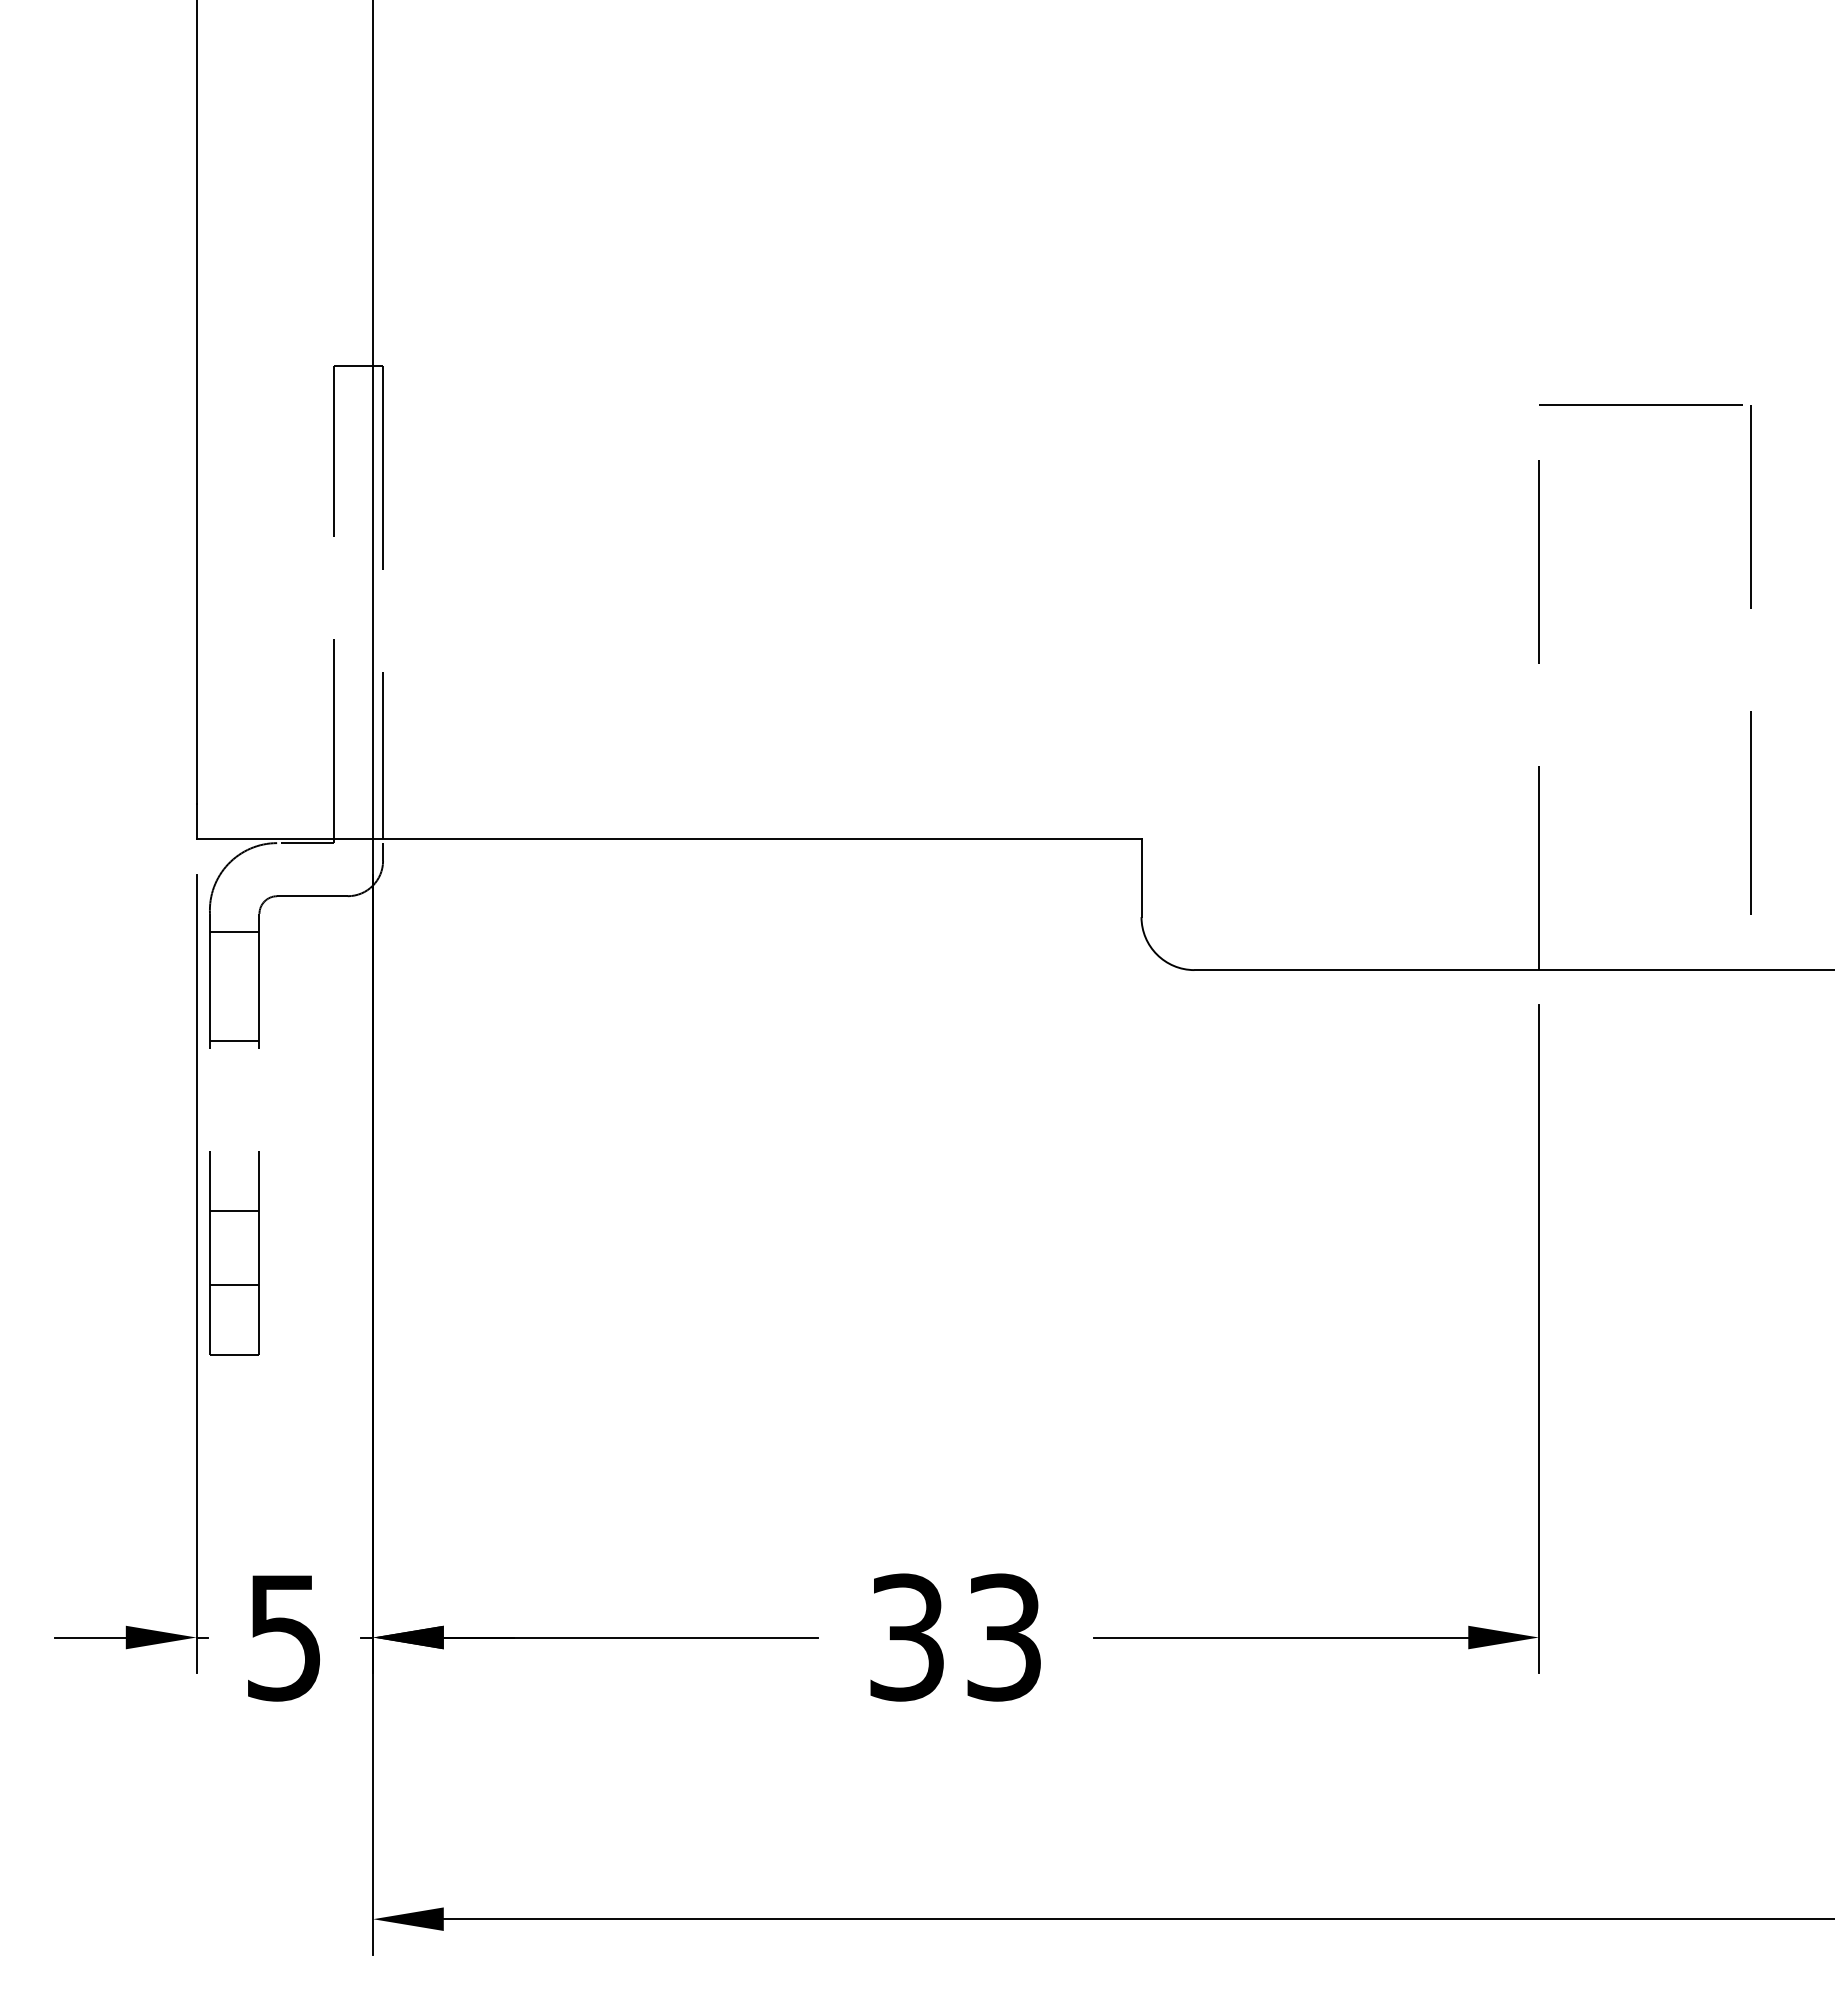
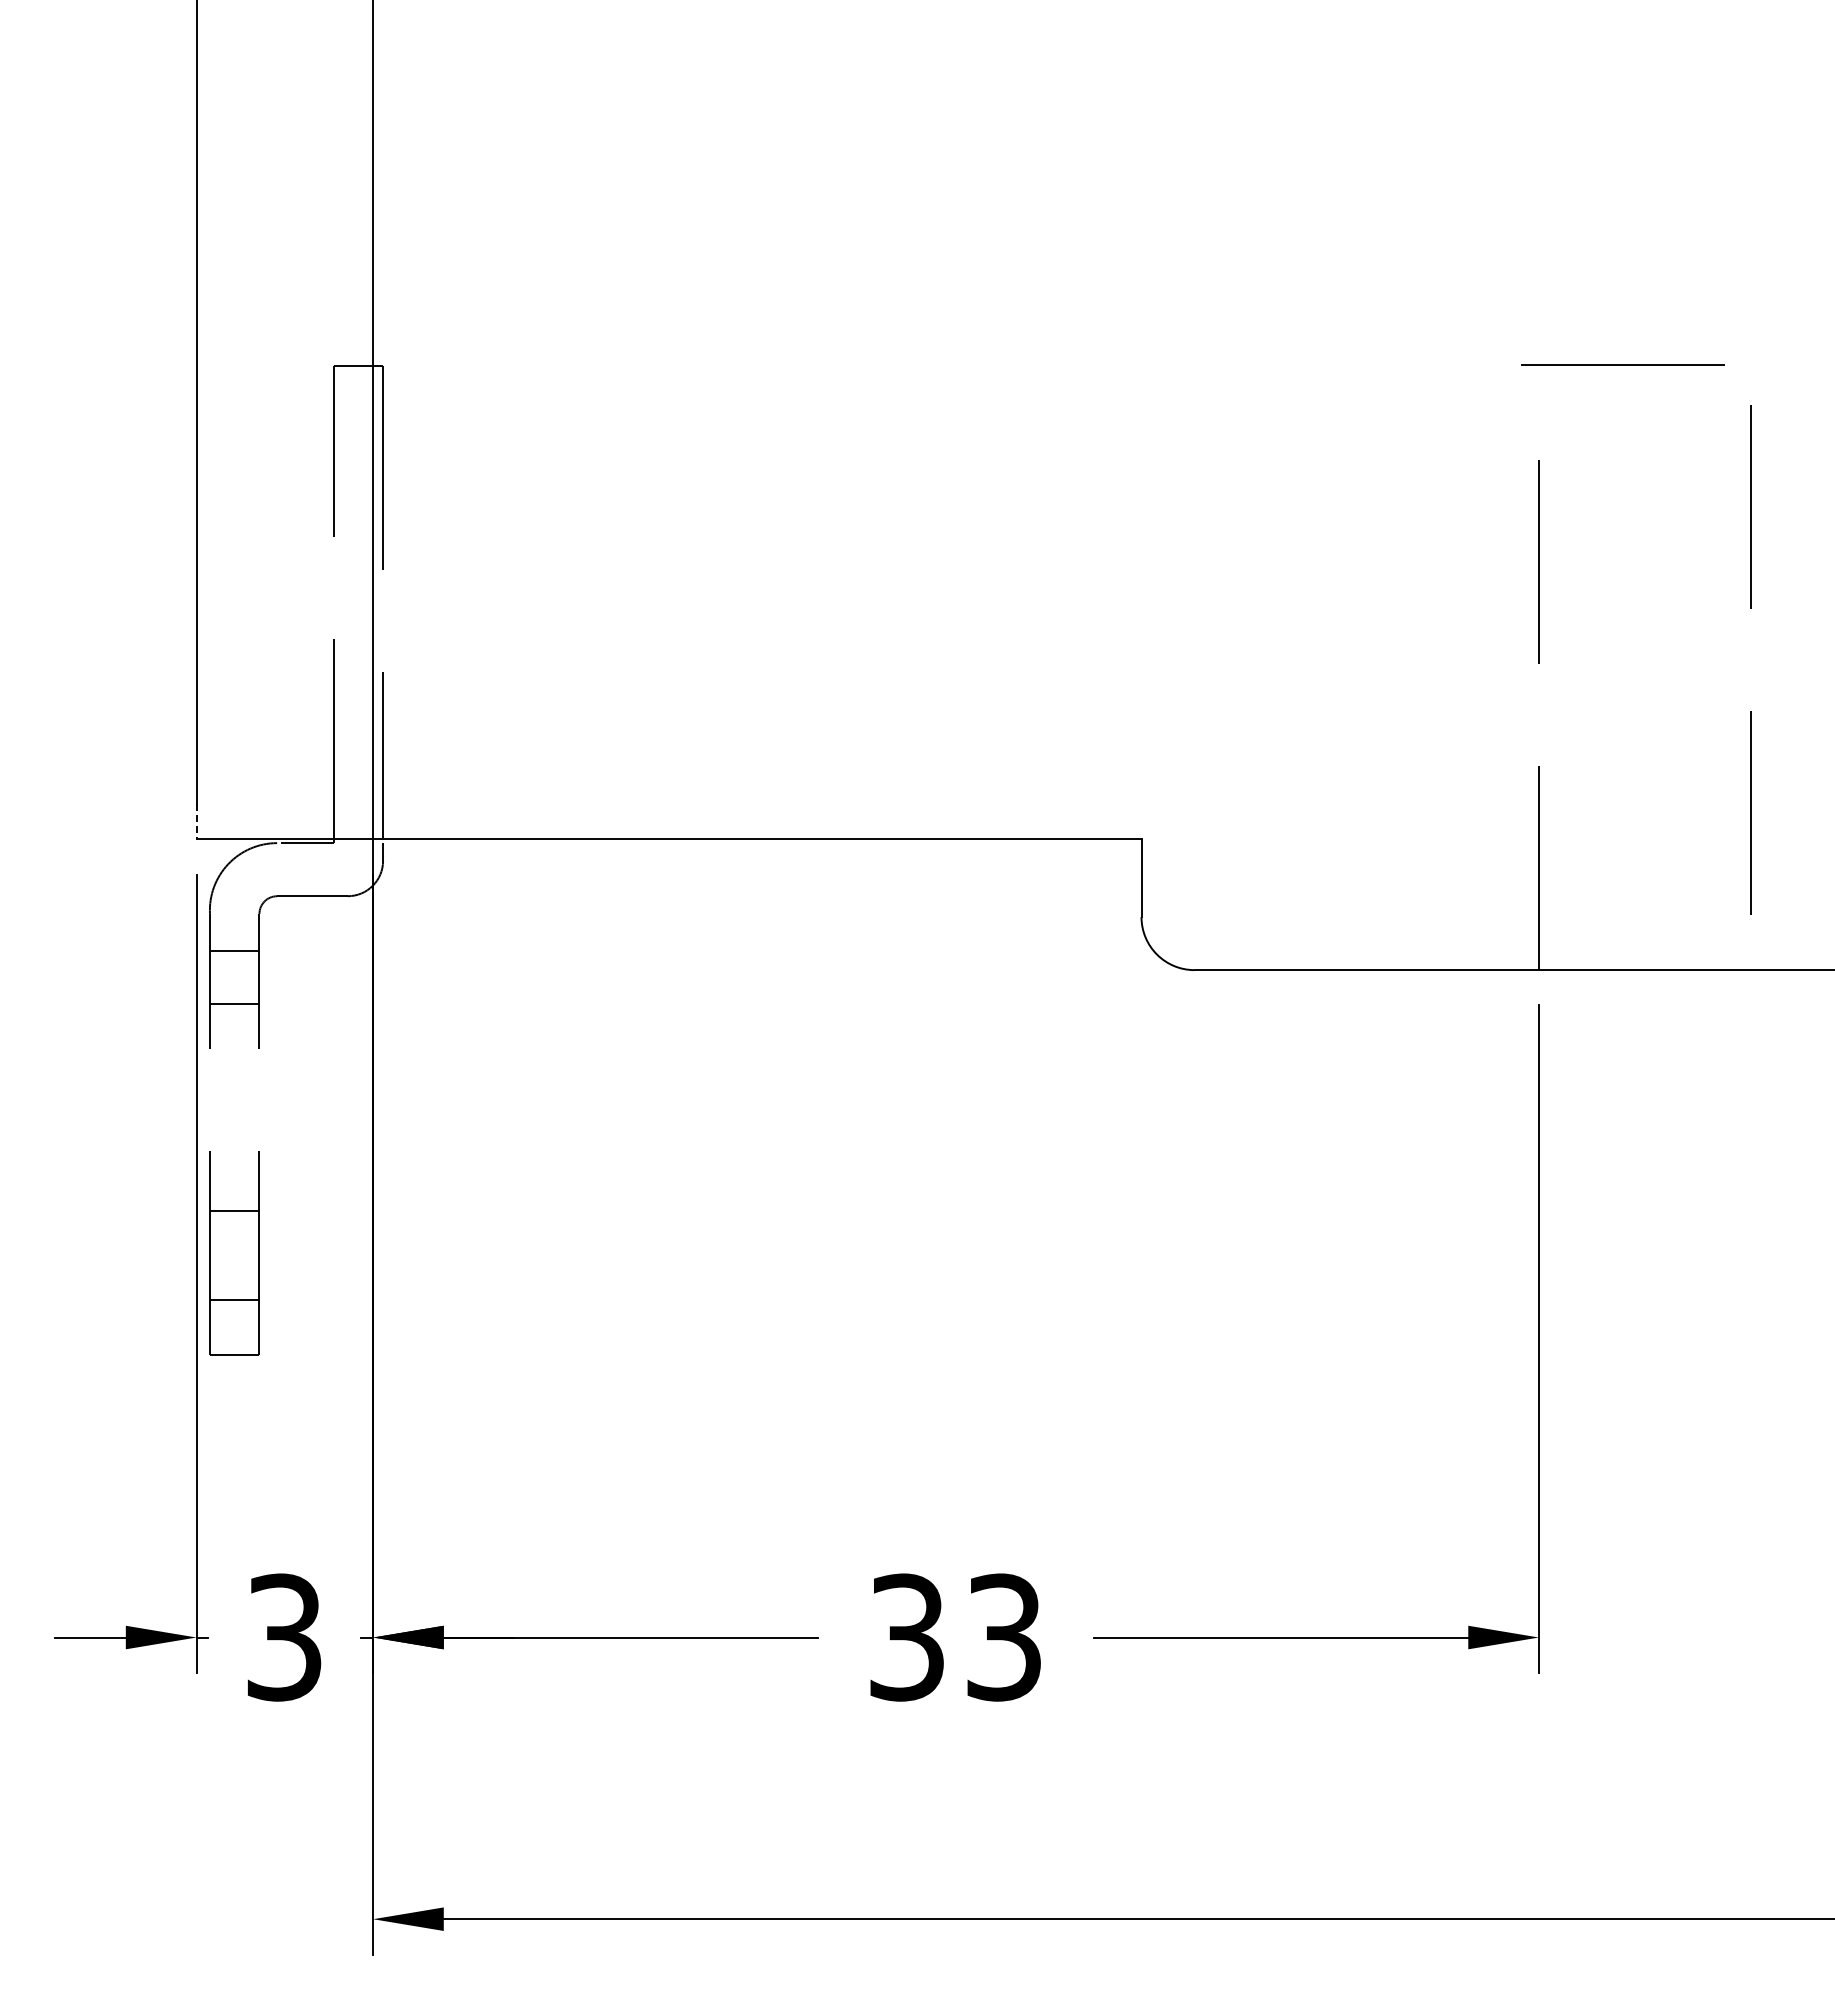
line position: (1640, 404) -> (1622, 364) (1622, 364)
line: solid -> dashed (196, 821)
line position: (234, 931) -> (234, 950) (234, 950)
line position: (234, 1041) -> (234, 1004) (234, 1004)
line position: (234, 1284) -> (234, 1299) (234, 1299)
text: 5 -> 3 (284, 1637)
